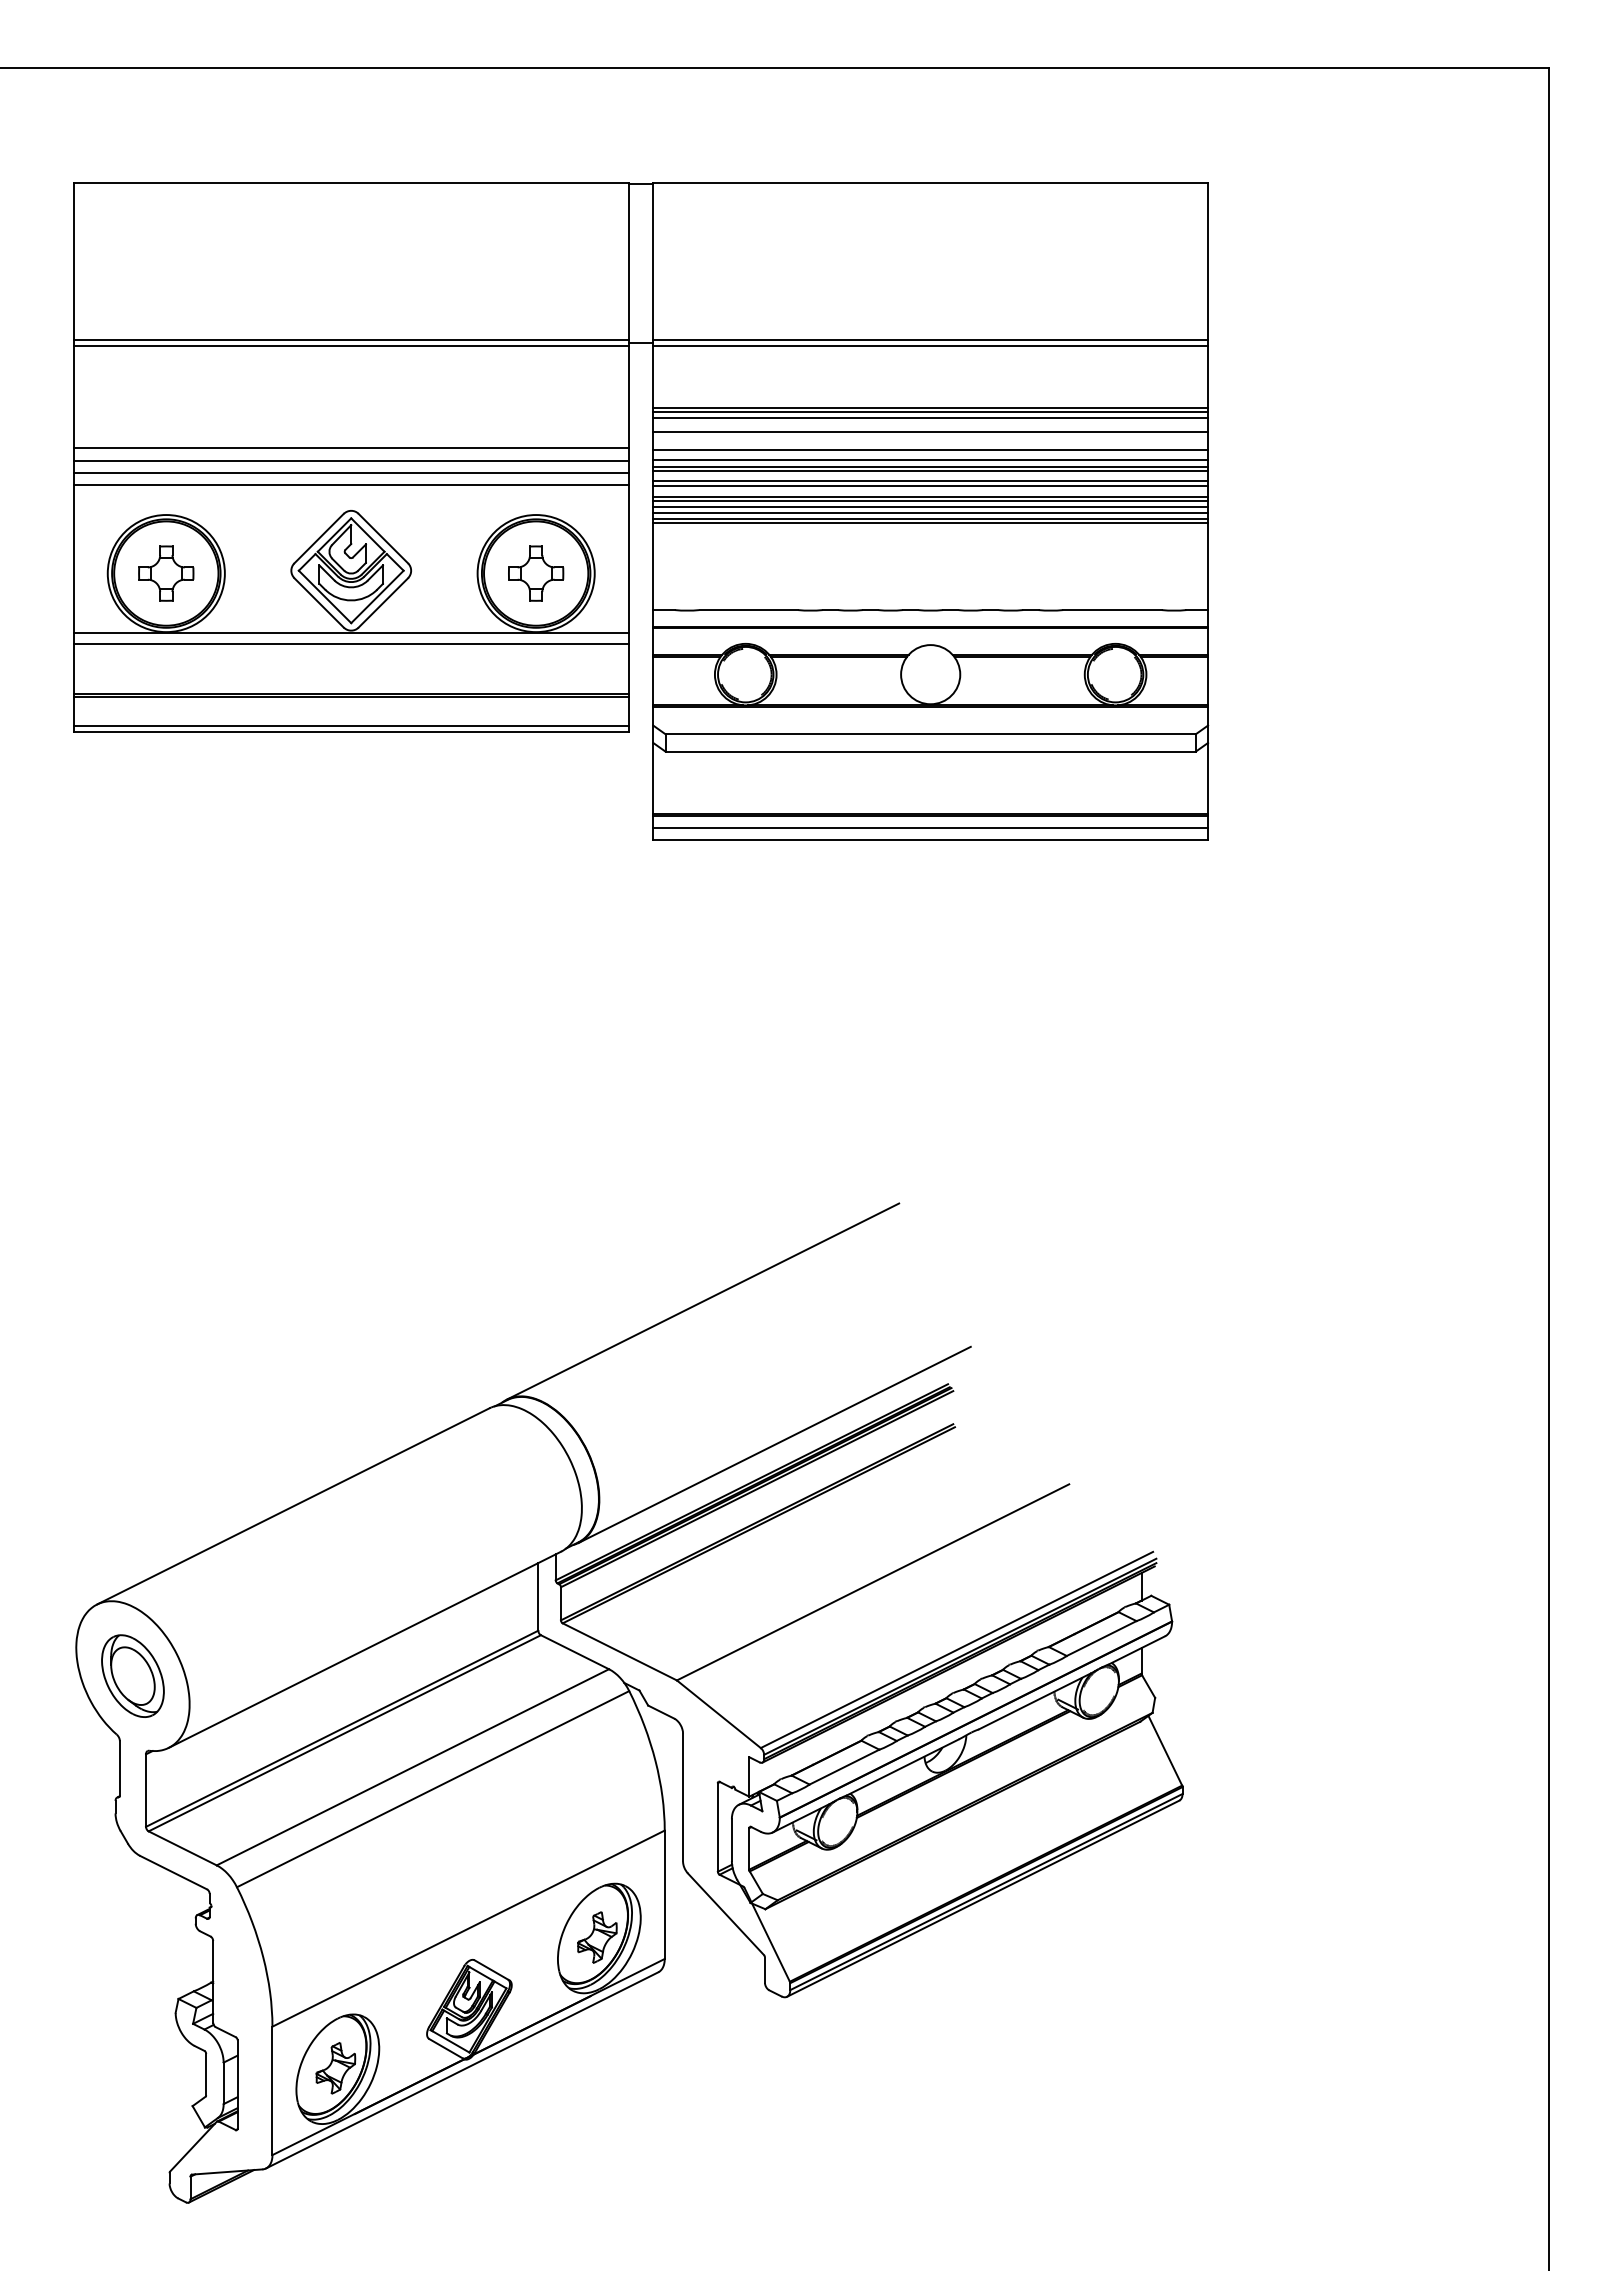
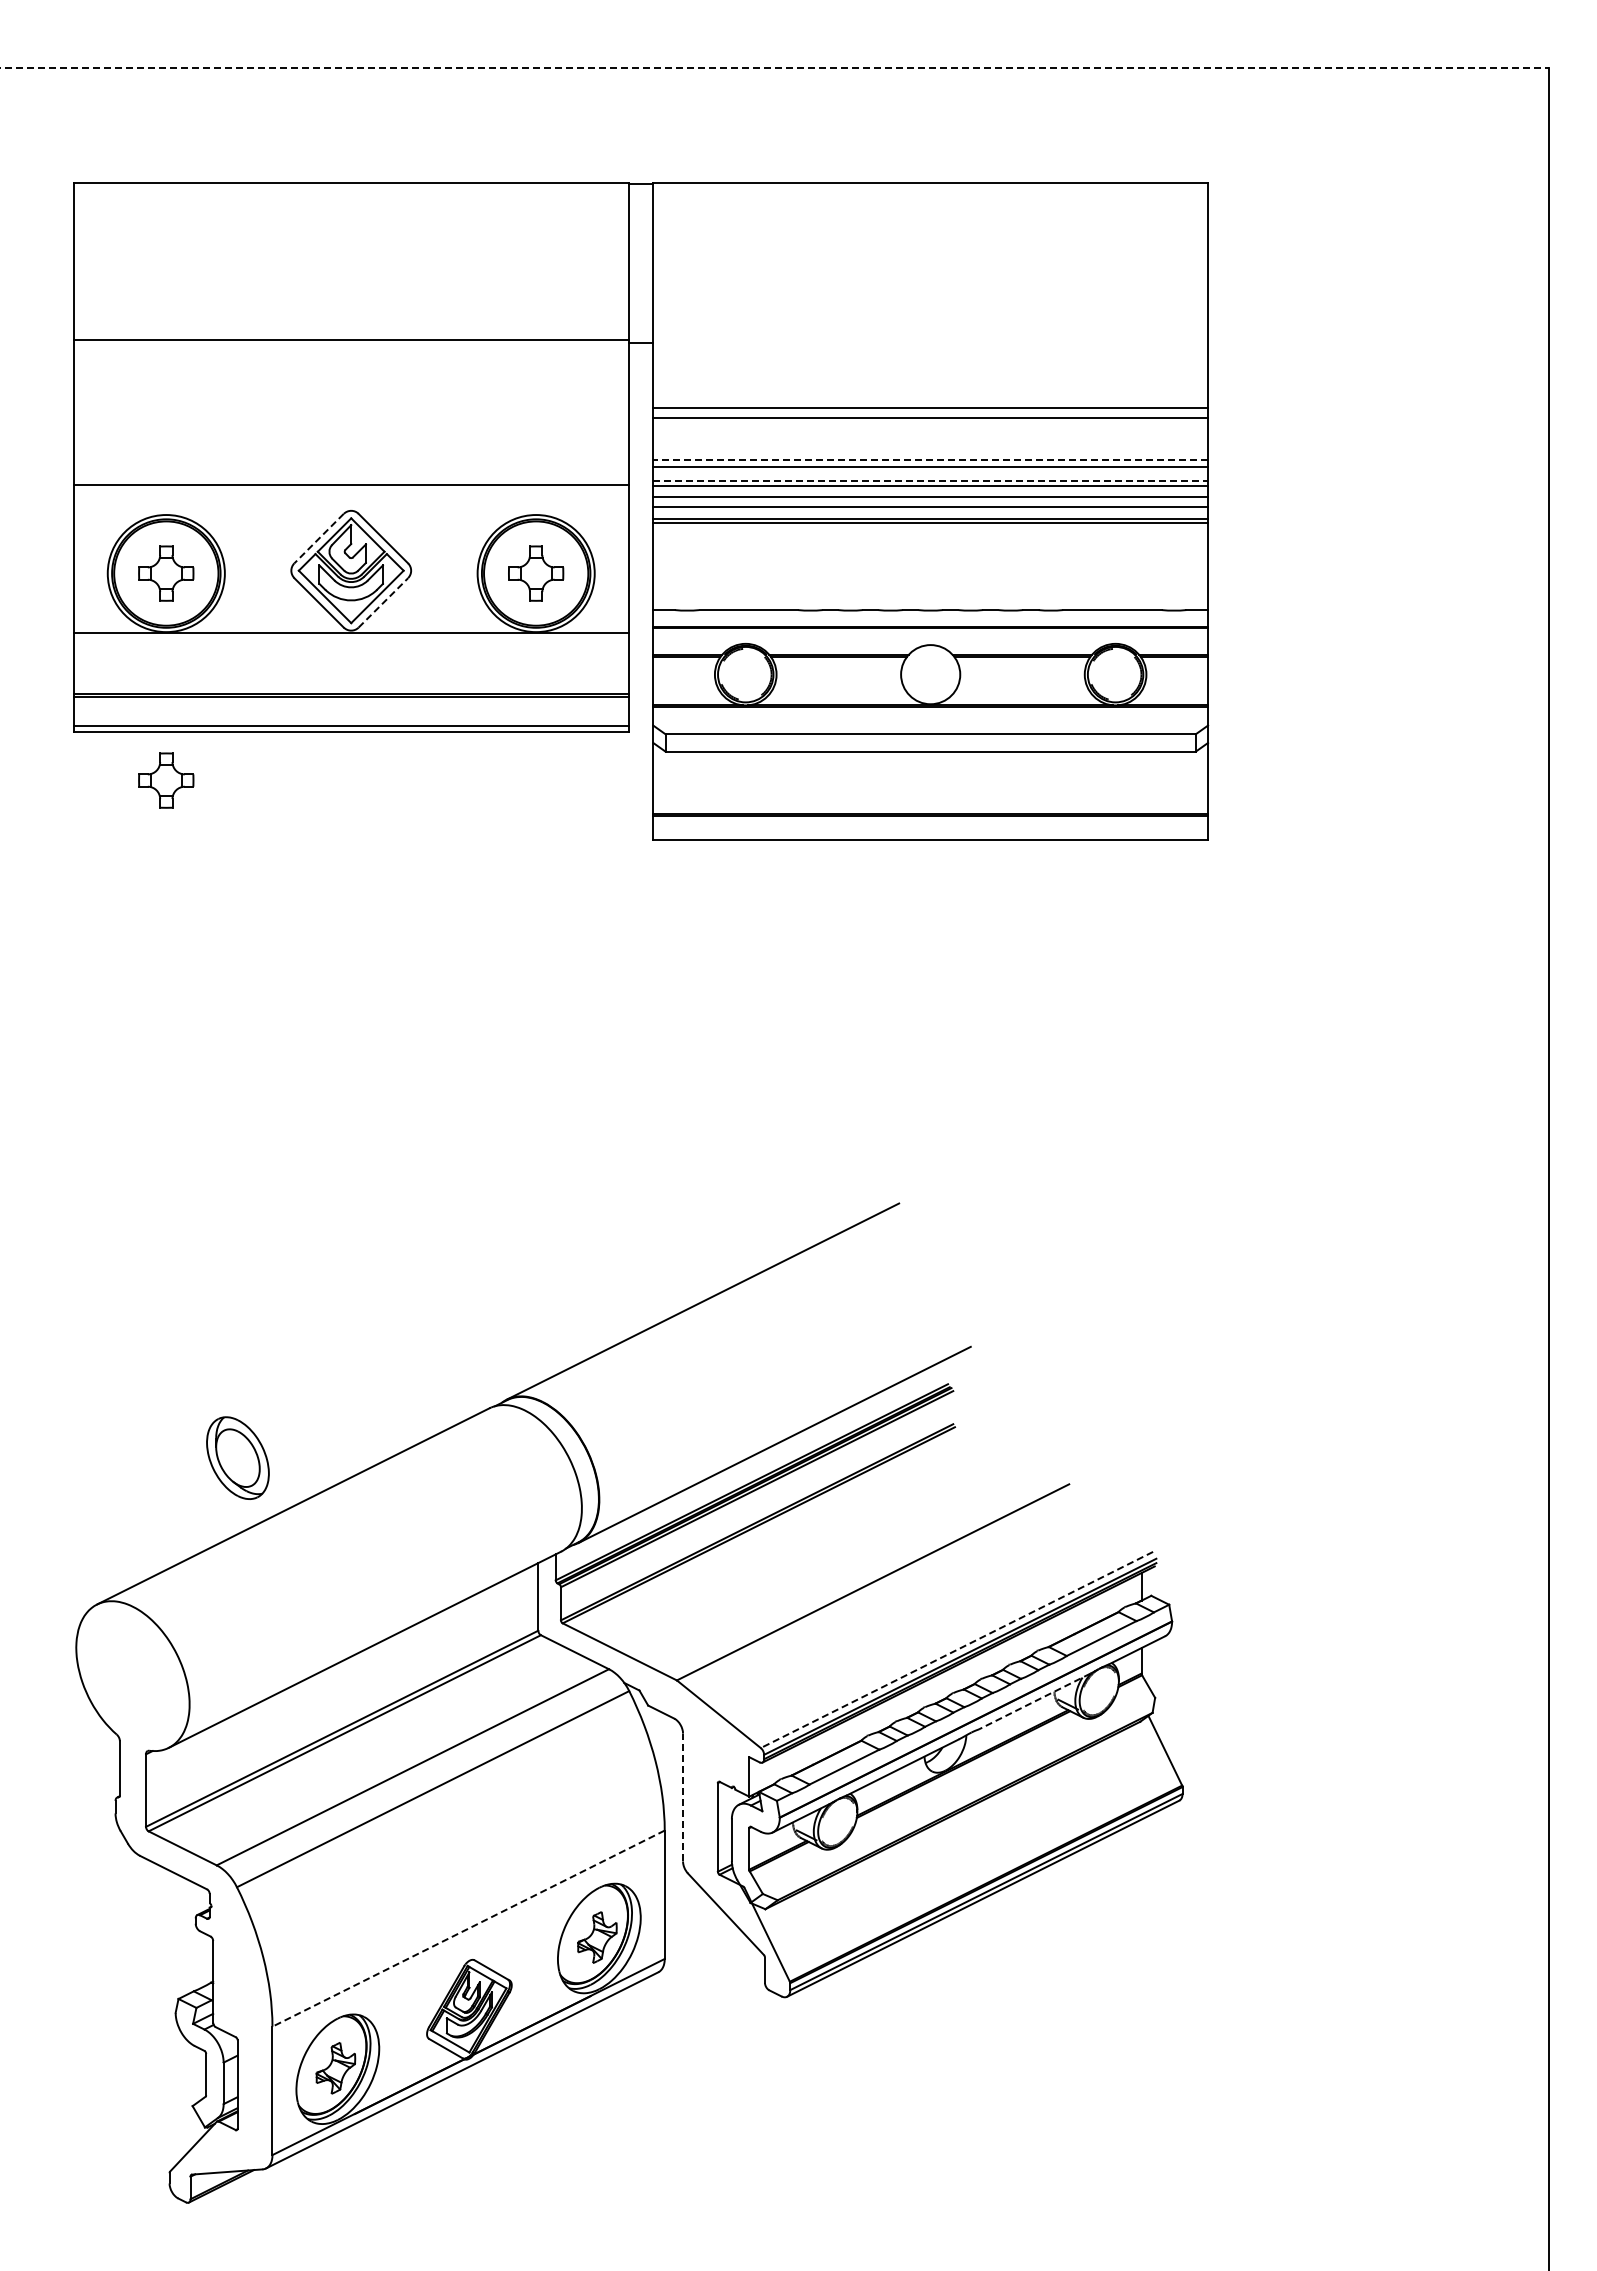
line: solid -> dashed (775, 68)
line: present -> none (930, 340)
line: present -> none (350, 346)
line: present -> none (930, 346)
line: present -> none (930, 411)
line: present -> none (930, 432)
line: present -> none (350, 448)
line: present -> none (930, 449)
line: solid -> dashed (930, 459)
line: present -> none (350, 460)
line: present -> none (930, 470)
line: present -> none (350, 473)
line: solid -> dashed (931, 481)
line: present -> none (930, 500)
line: present -> none (930, 513)
line: solid -> dashed (319, 538)
line: solid -> dashed (383, 602)
line: present -> none (350, 644)
part: none -> present (166, 780)
line: present -> none (930, 828)
line: solid -> dashed (956, 1650)
part position: (132, 1675) -> (237, 1457) (237, 1457)
line: solid -> dashed (1034, 1701)
line: solid -> dashed (683, 1797)
line: solid -> dashed (468, 1928)
